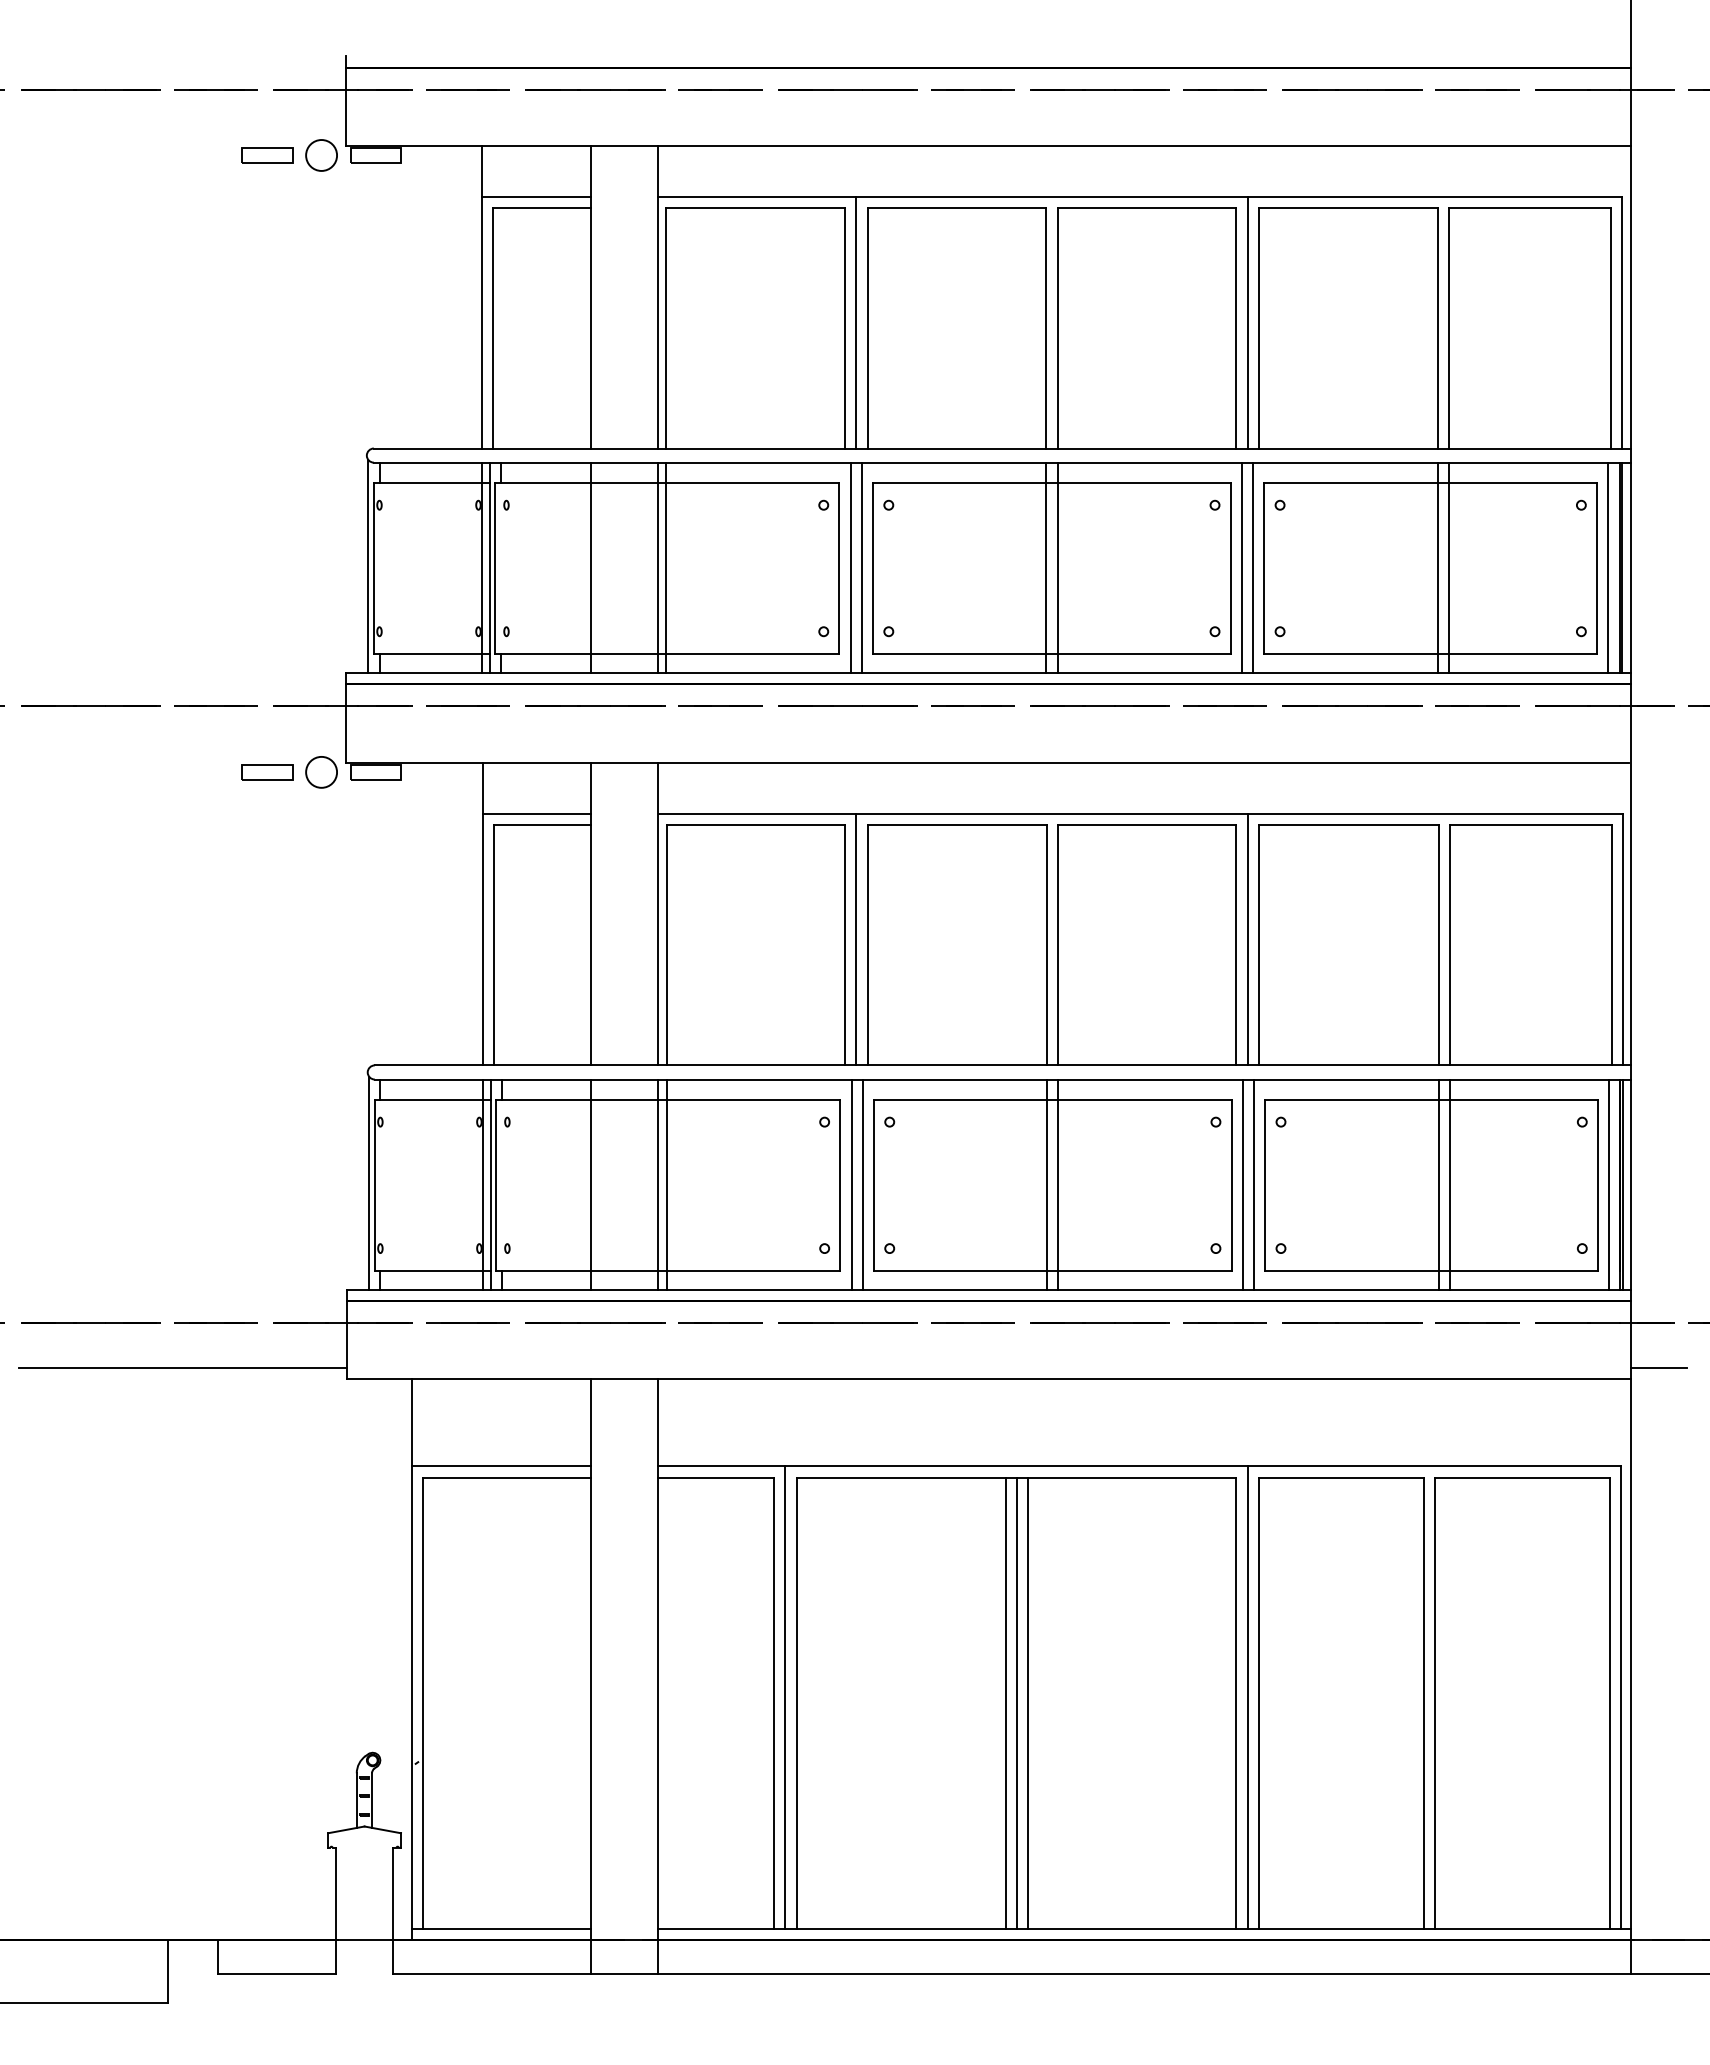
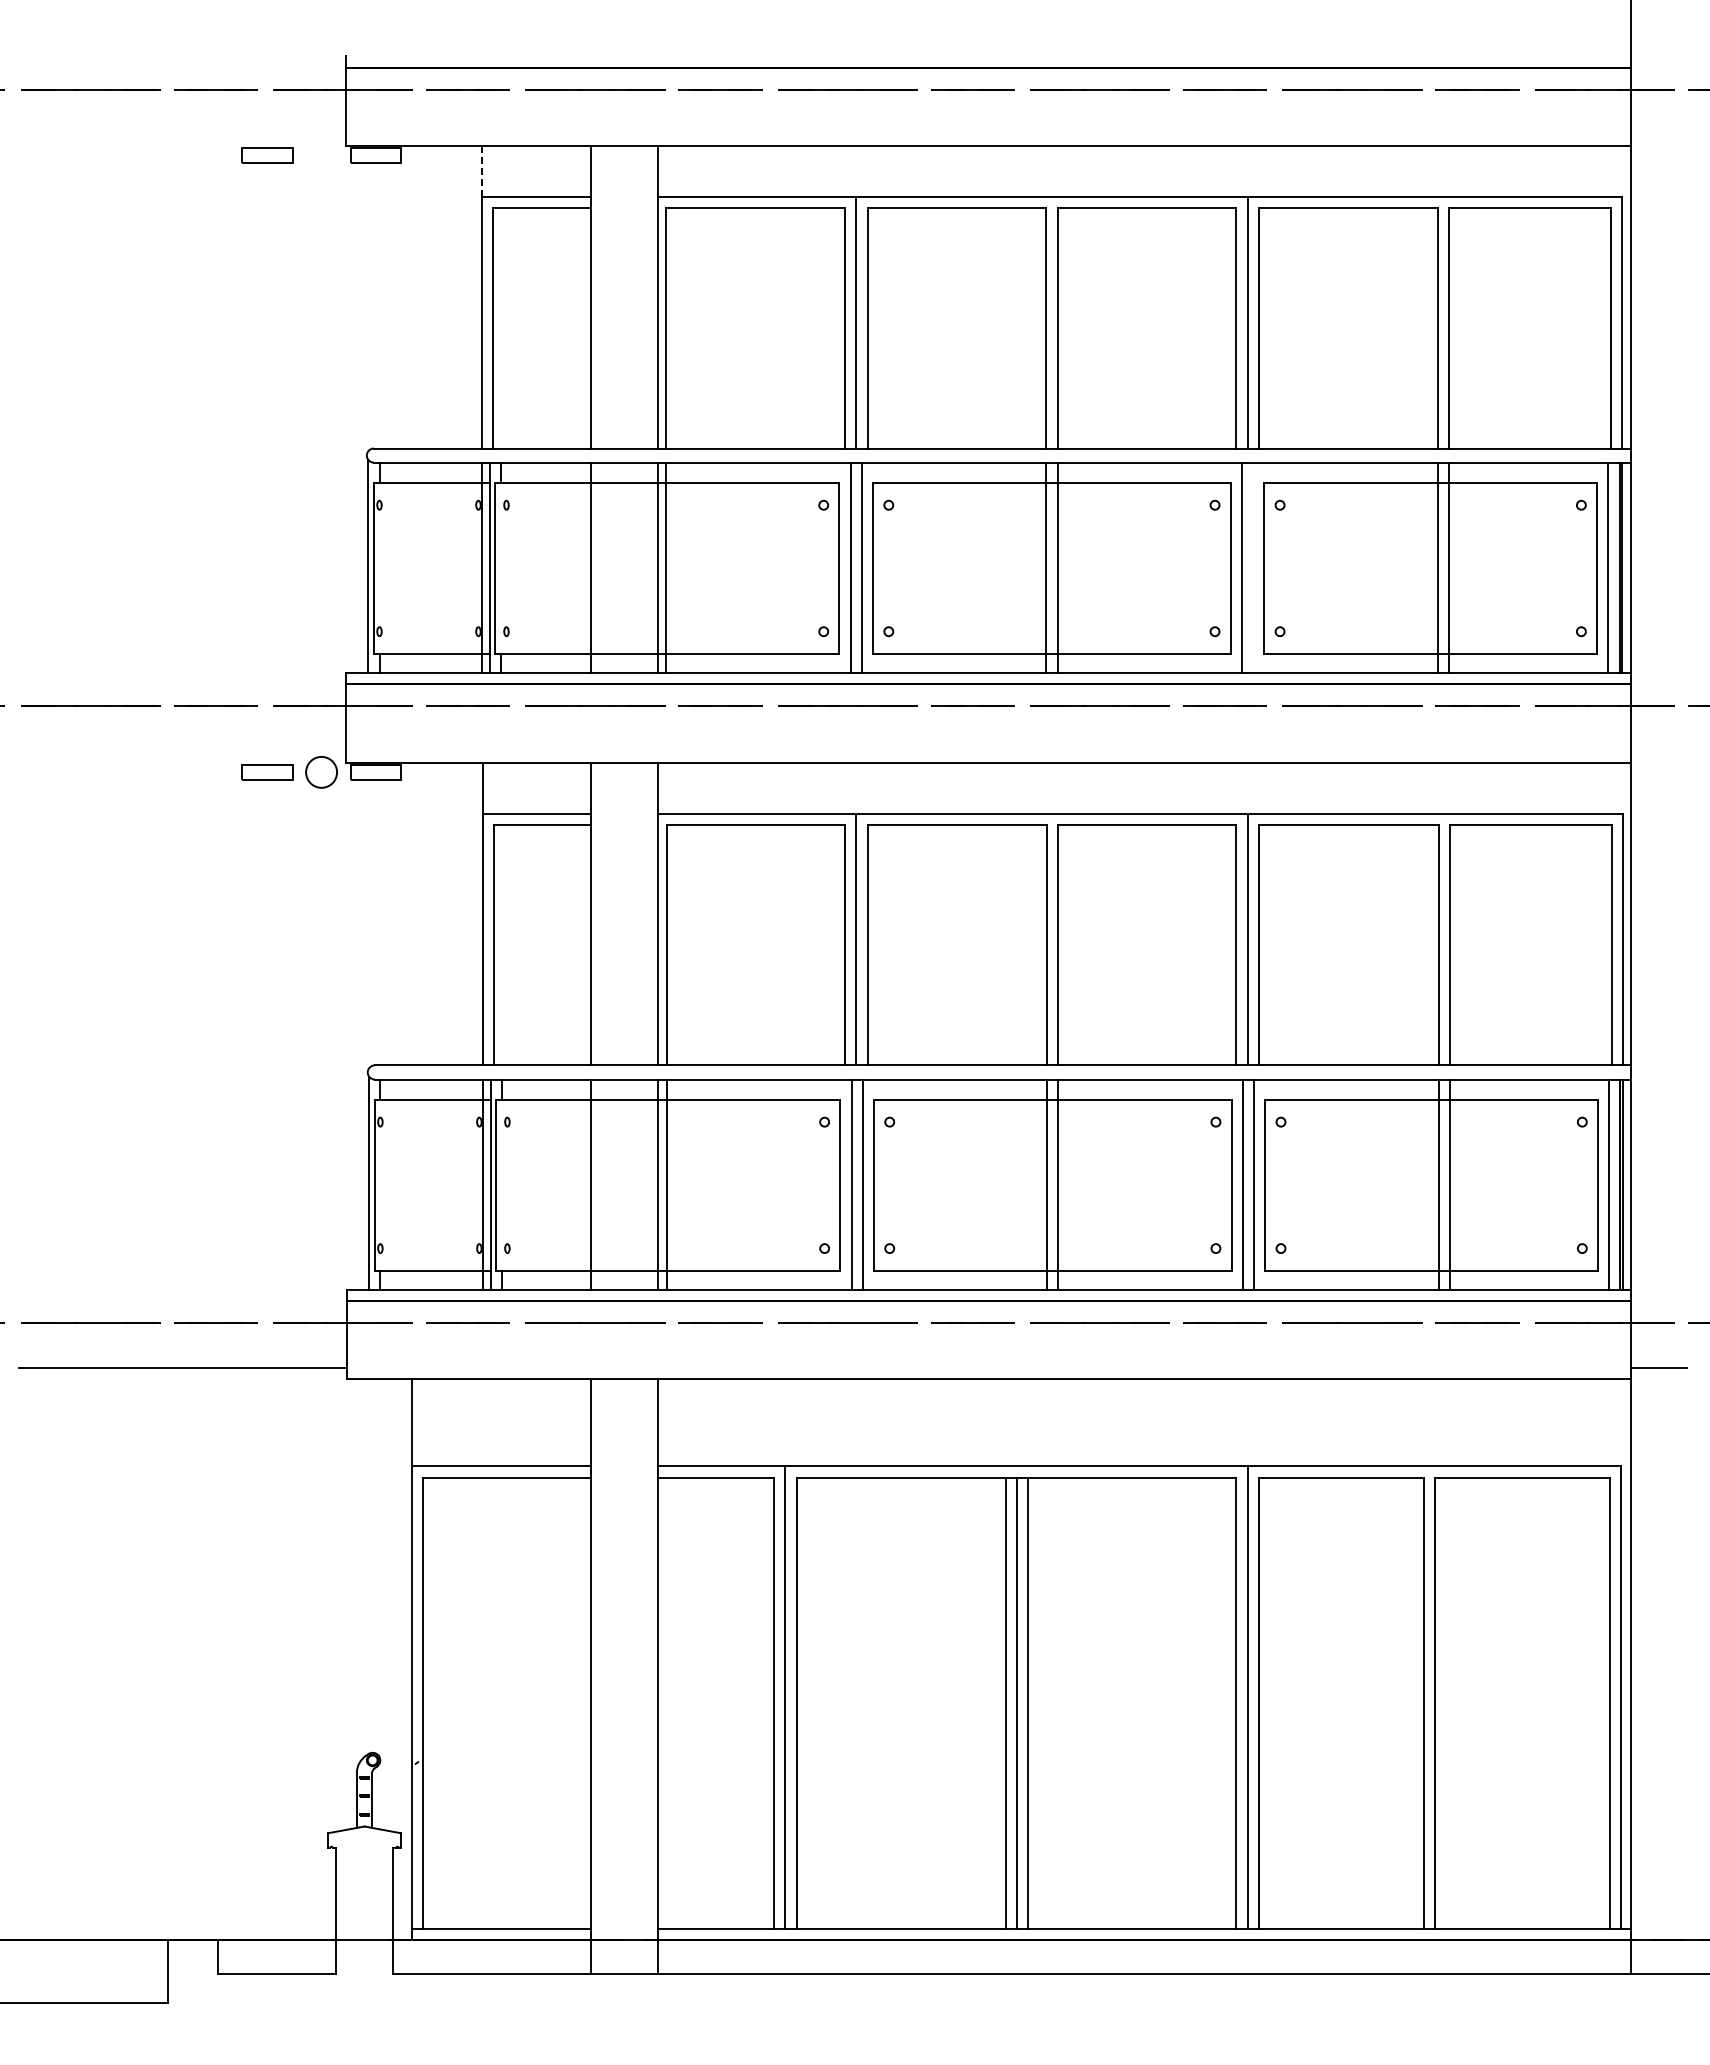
circle: present -> none (321, 155)
line: solid -> dashed (481, 171)
line: present -> none (1253, 567)
